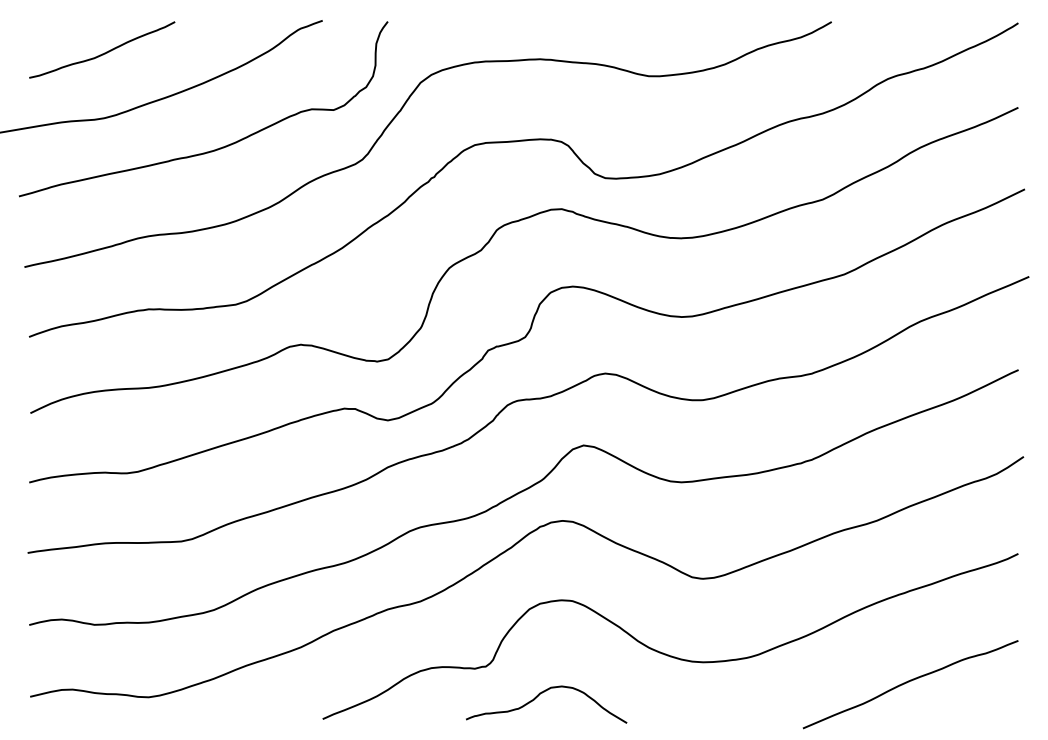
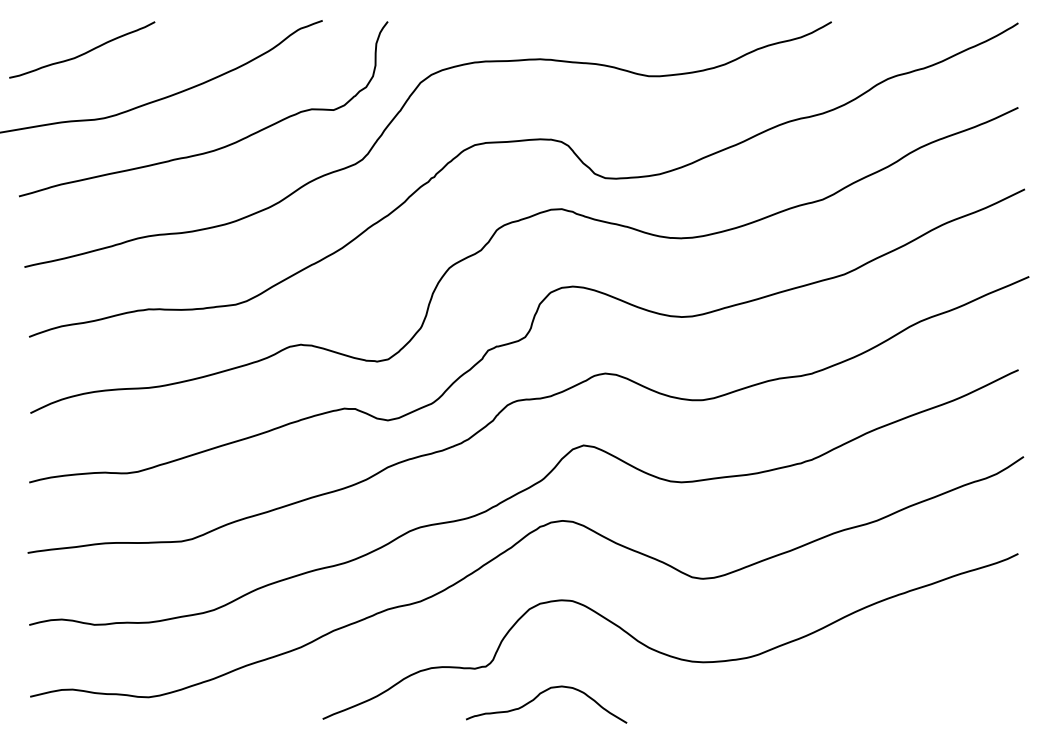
curve position: (104, 52) -> (84, 52) (84, 52)
curve: present -> none (909, 682)
